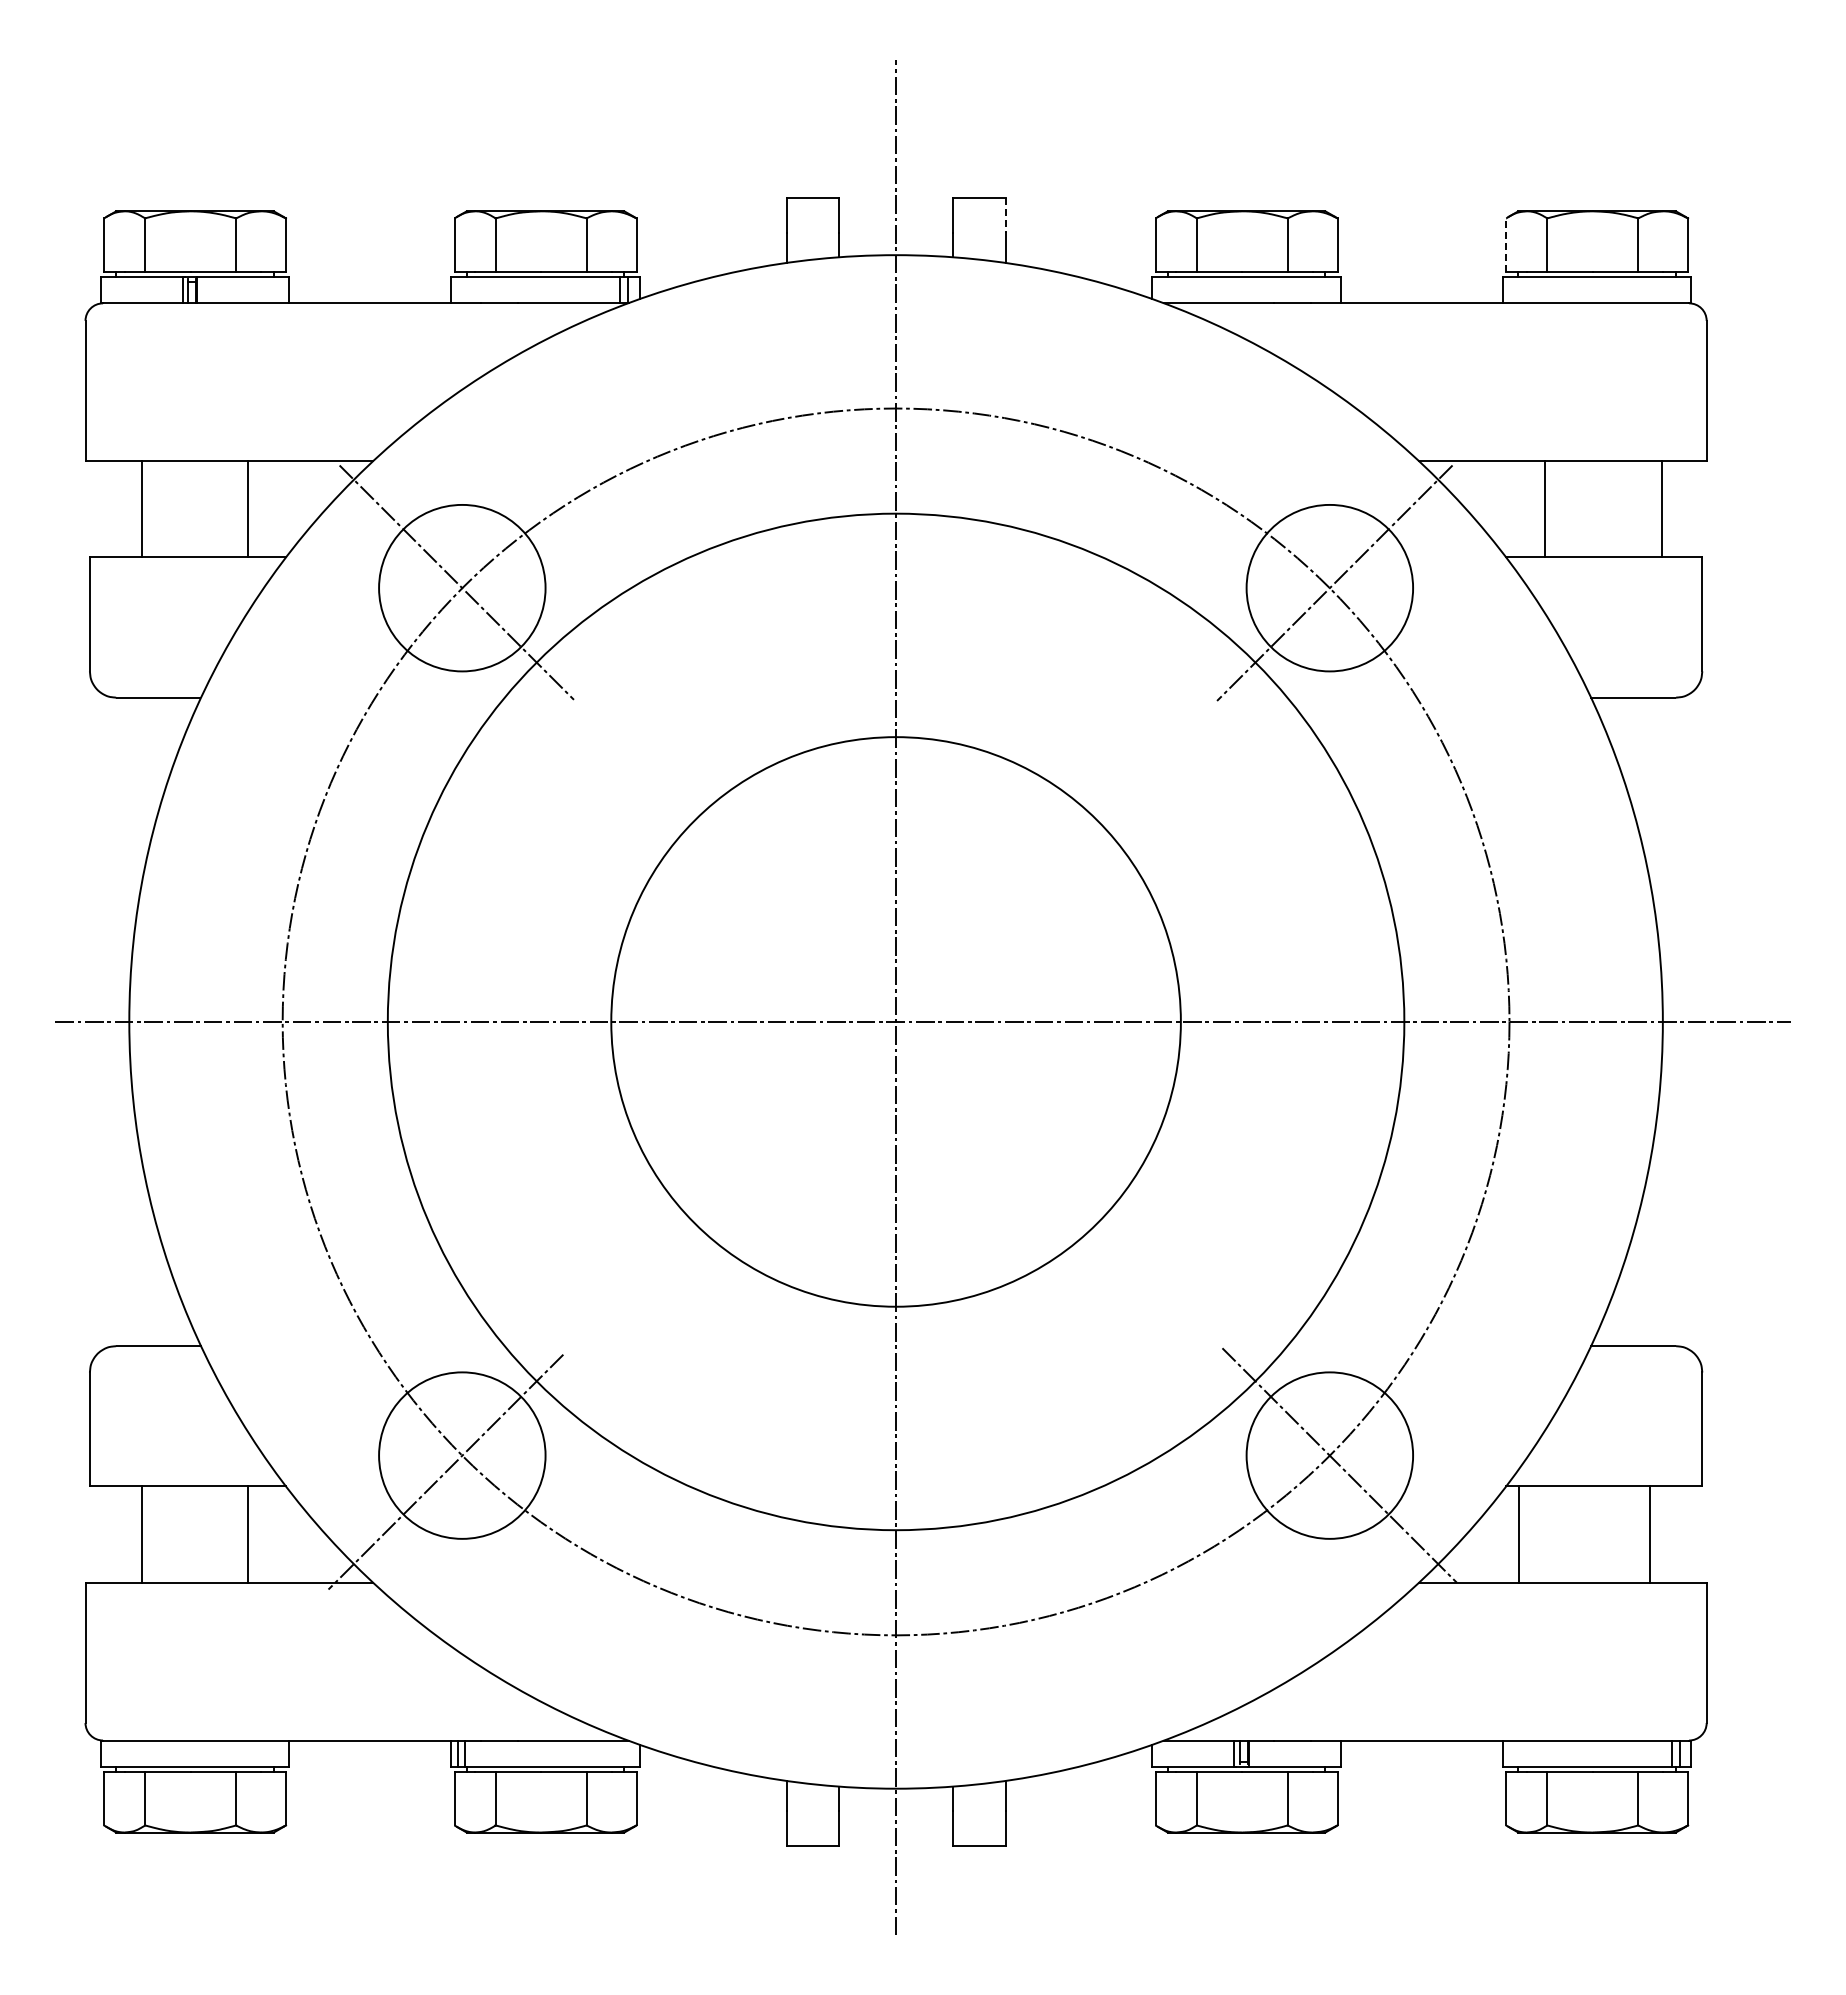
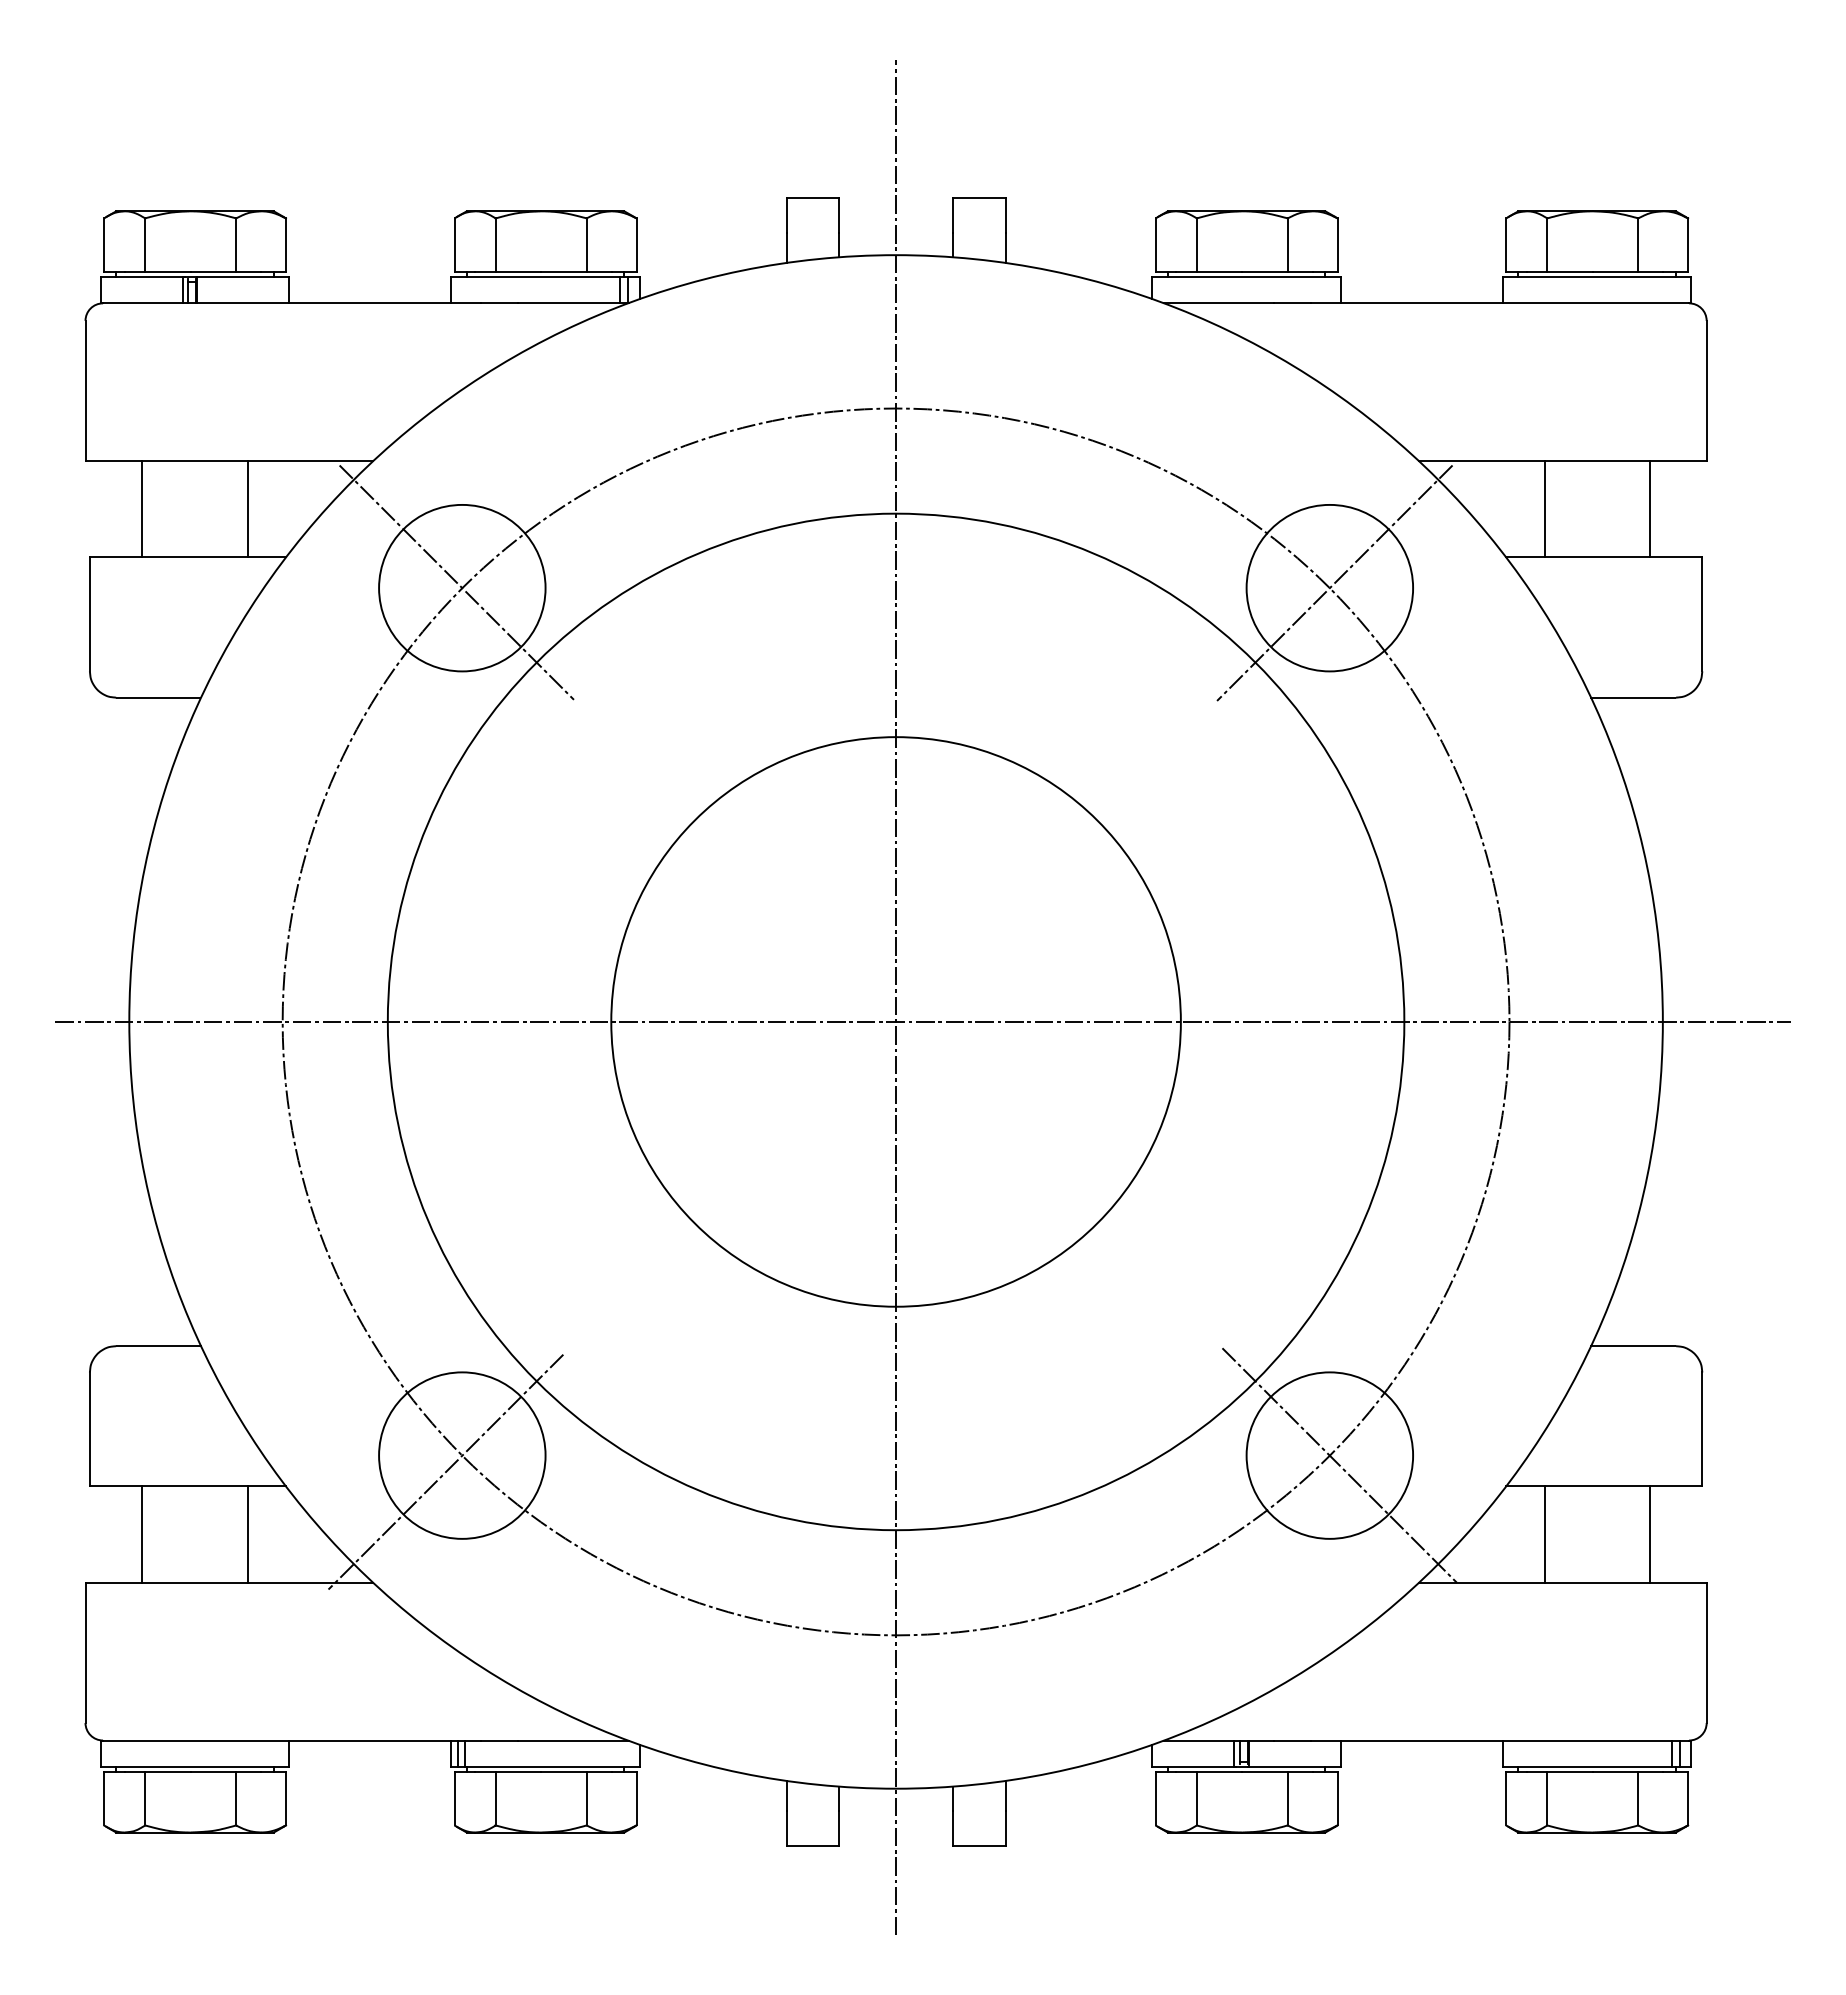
line: dashed -> solid (1005, 215)
line: dashed -> solid (1506, 245)
line position: (1661, 509) -> (1649, 509) (1649, 509)
line position: (1518, 1534) -> (1544, 1534) (1544, 1534)
